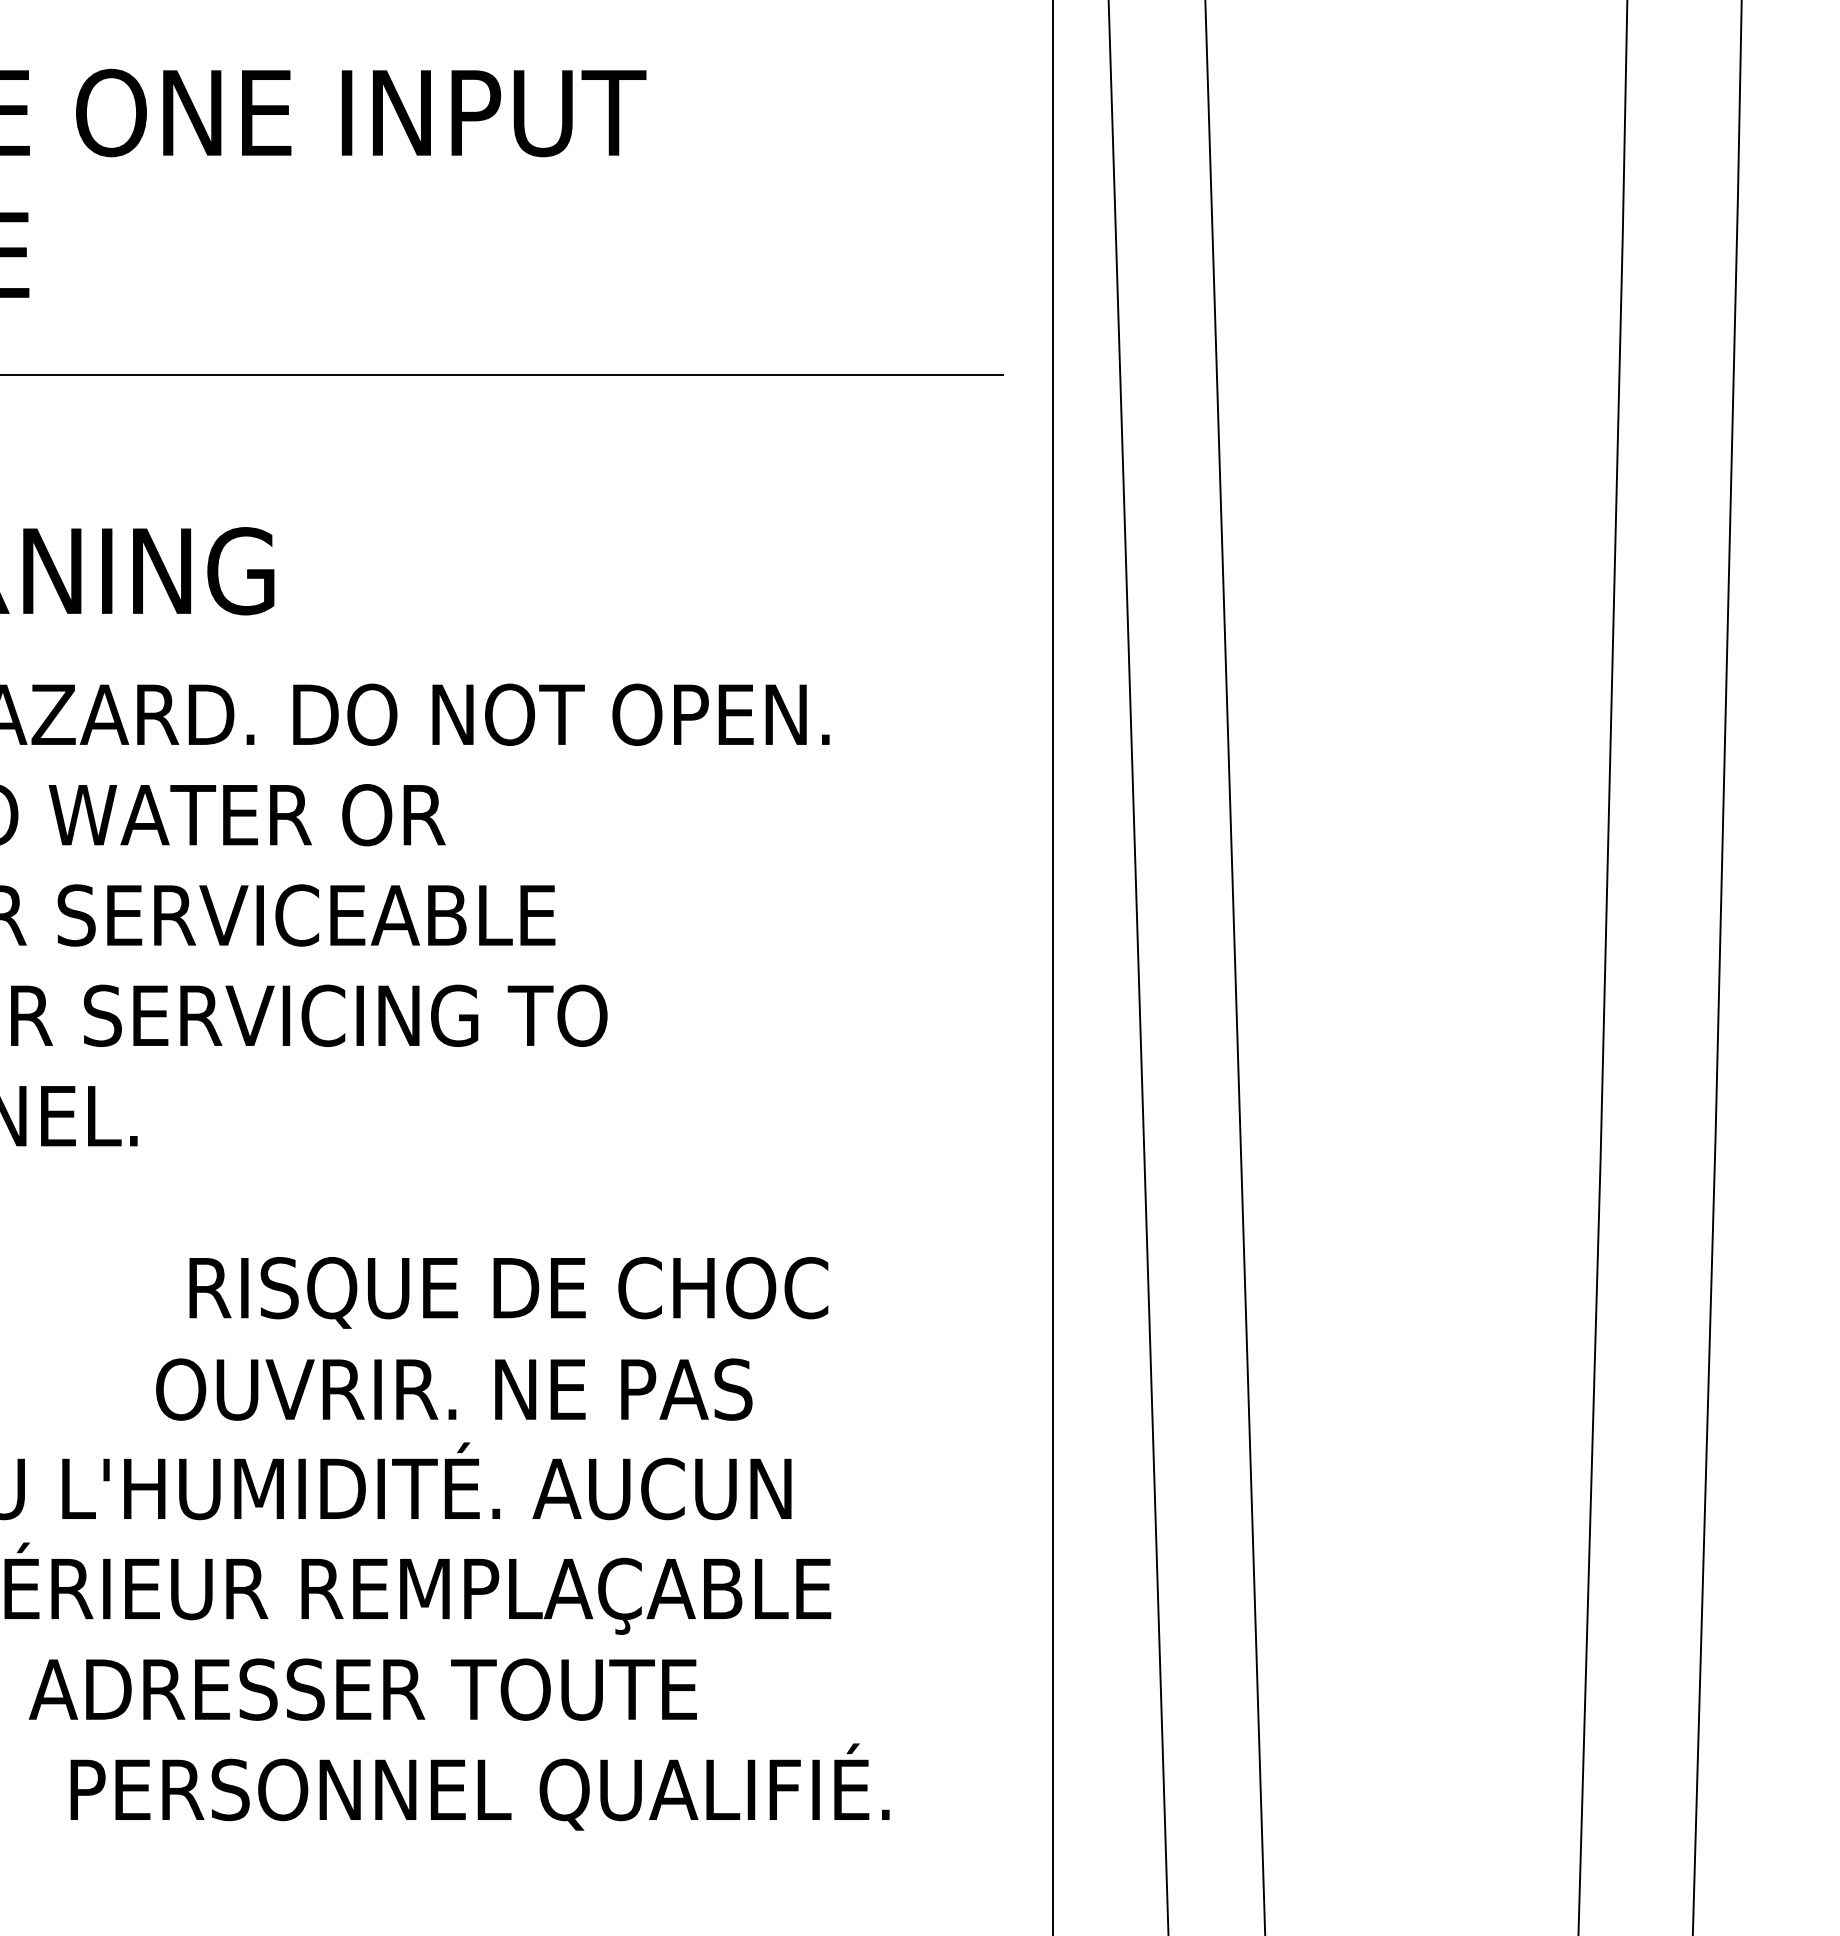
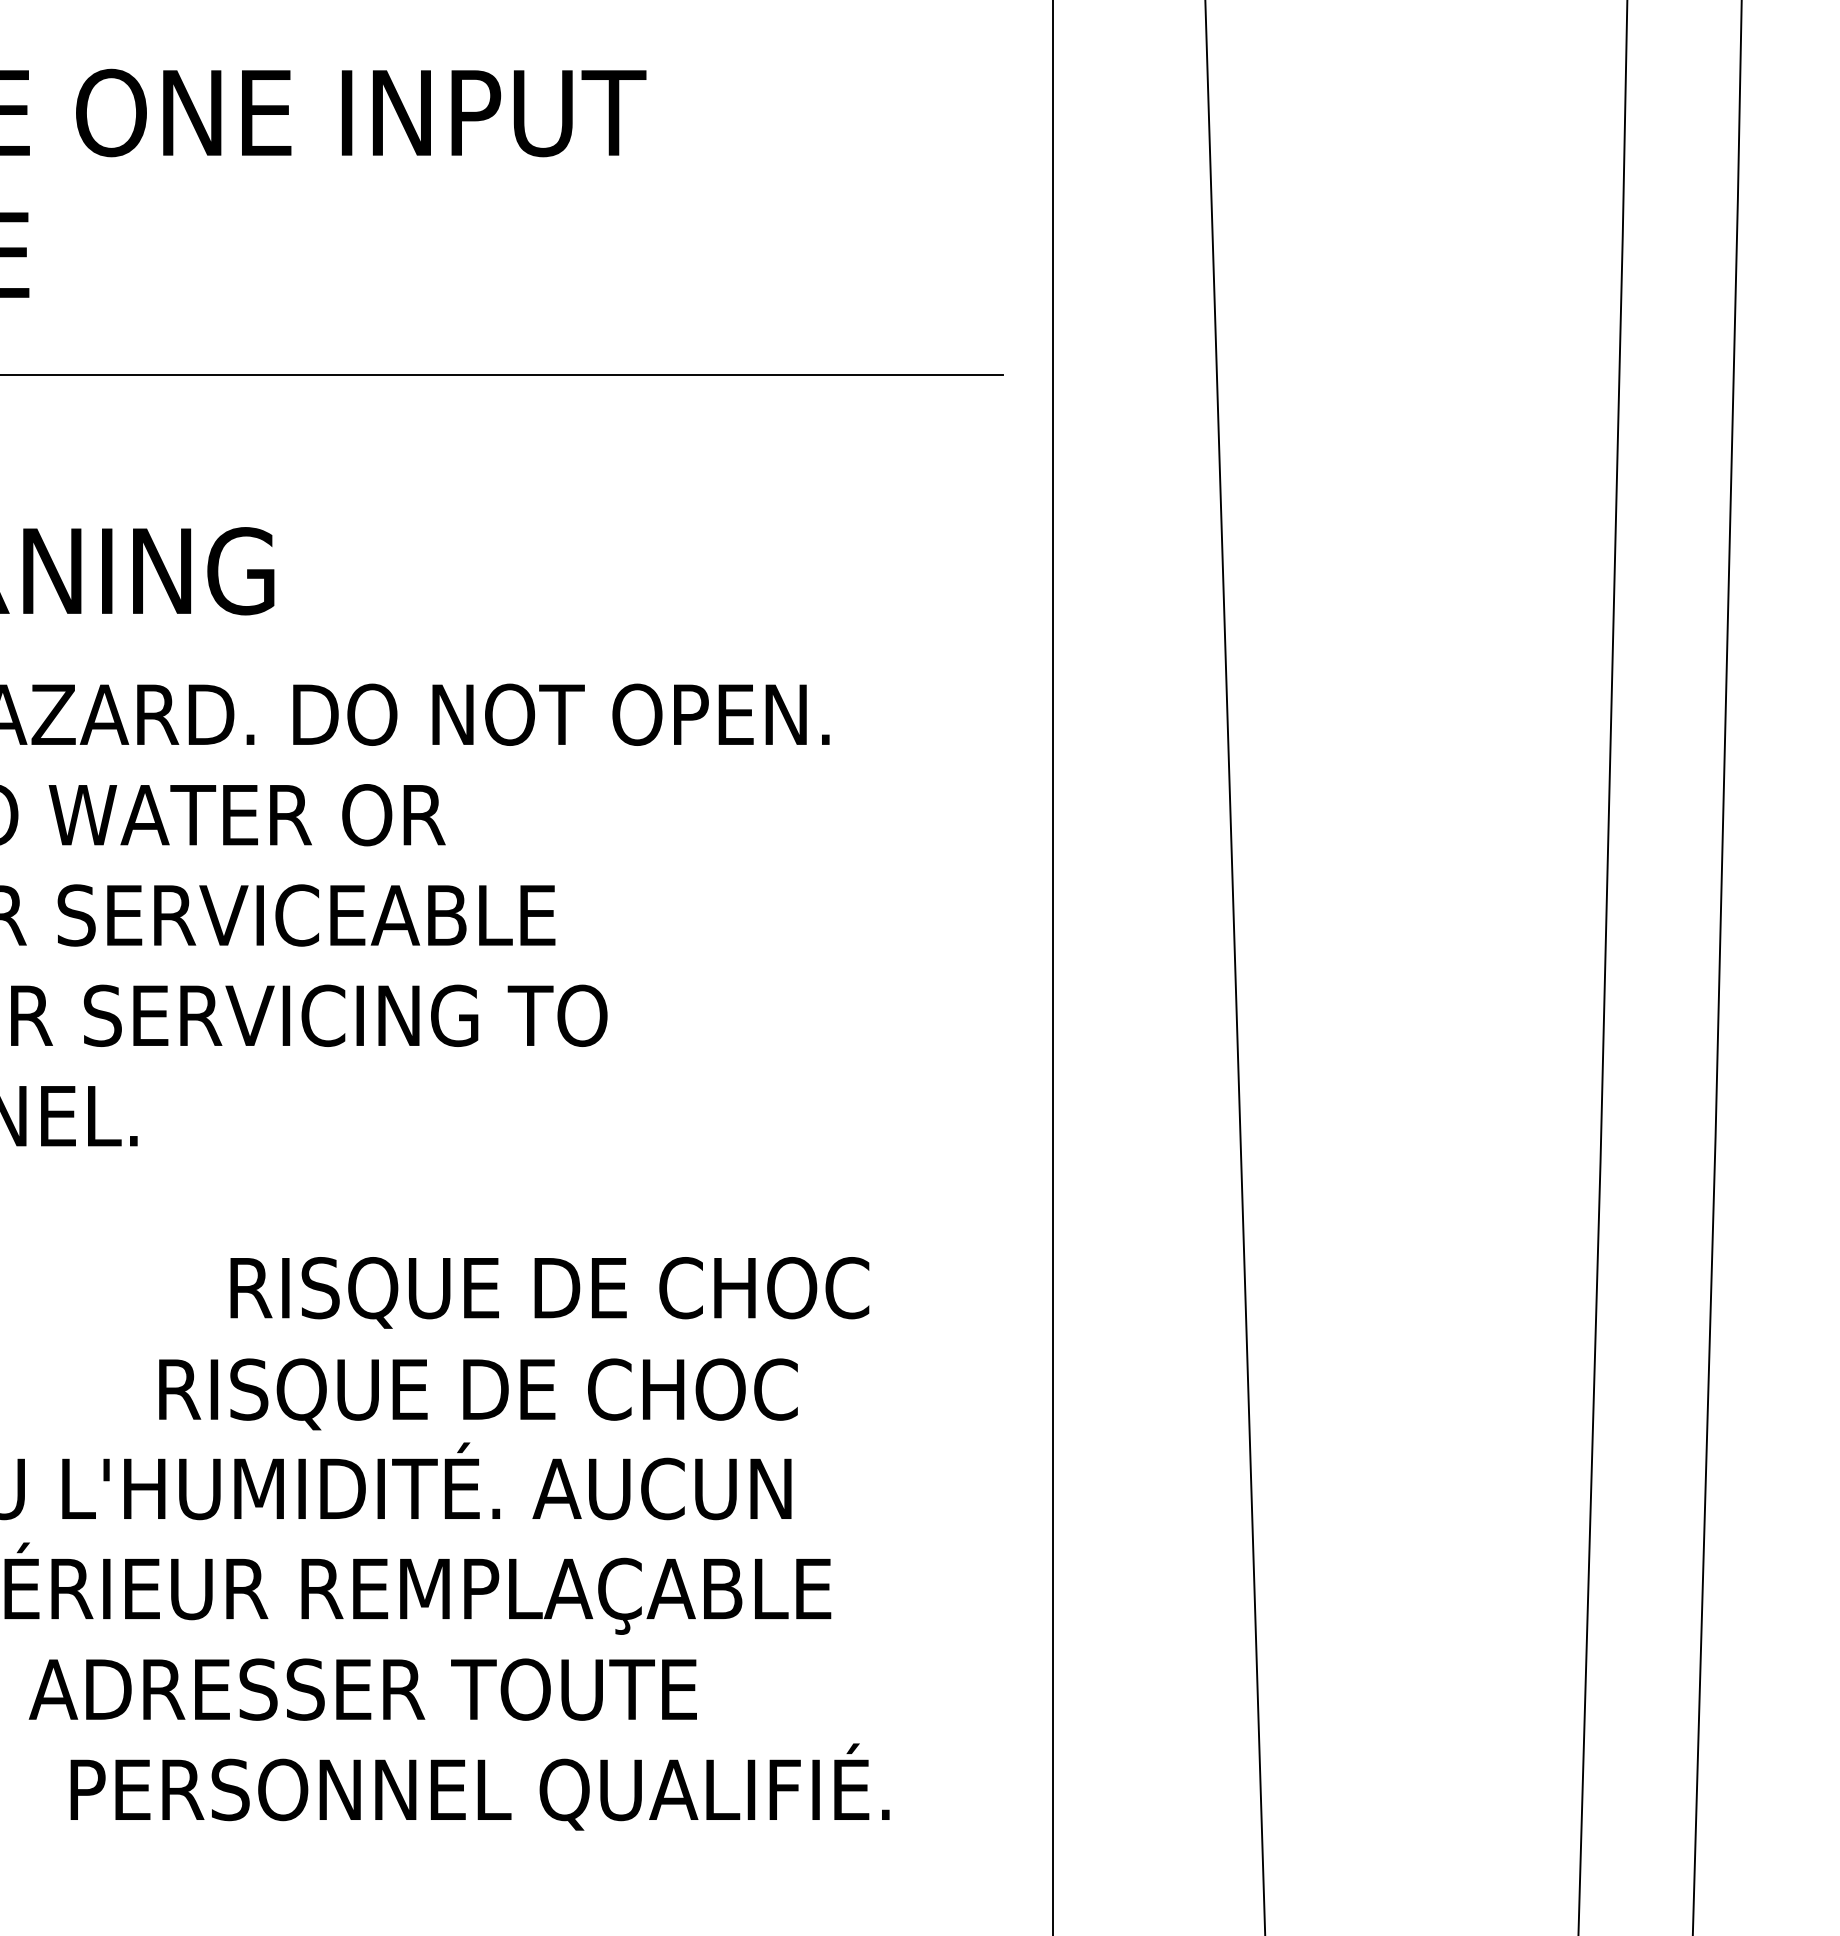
line: present -> none (1138, 967)
text position: (508, 1292) -> (549, 1292) (549, 1292)
text: OUVRIR. NE PAS -> RISQUE DE CHOC (476, 1394)
